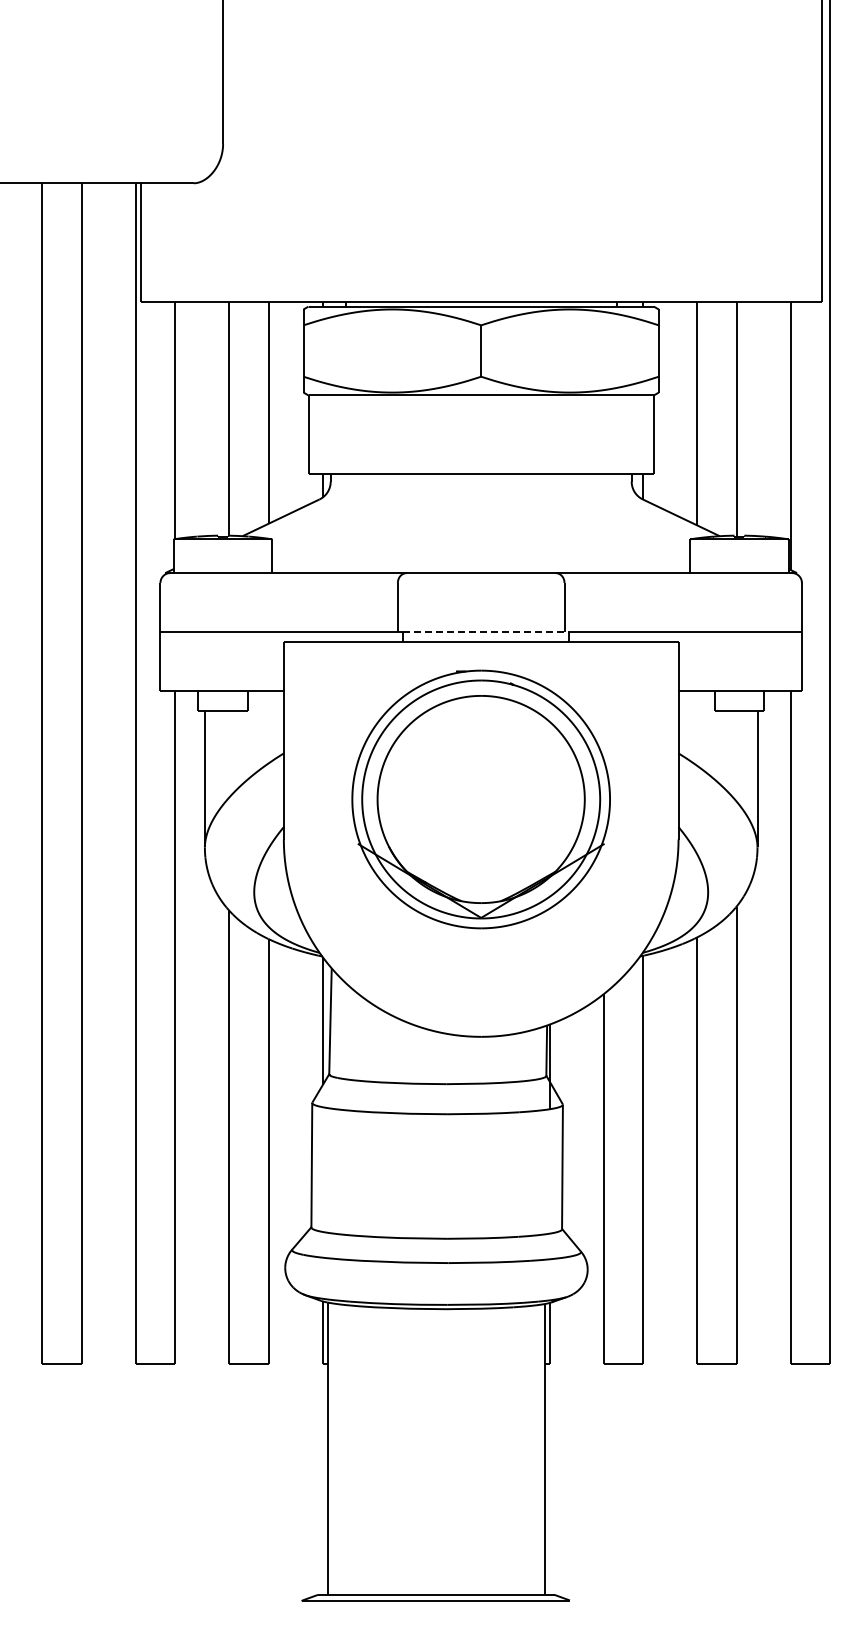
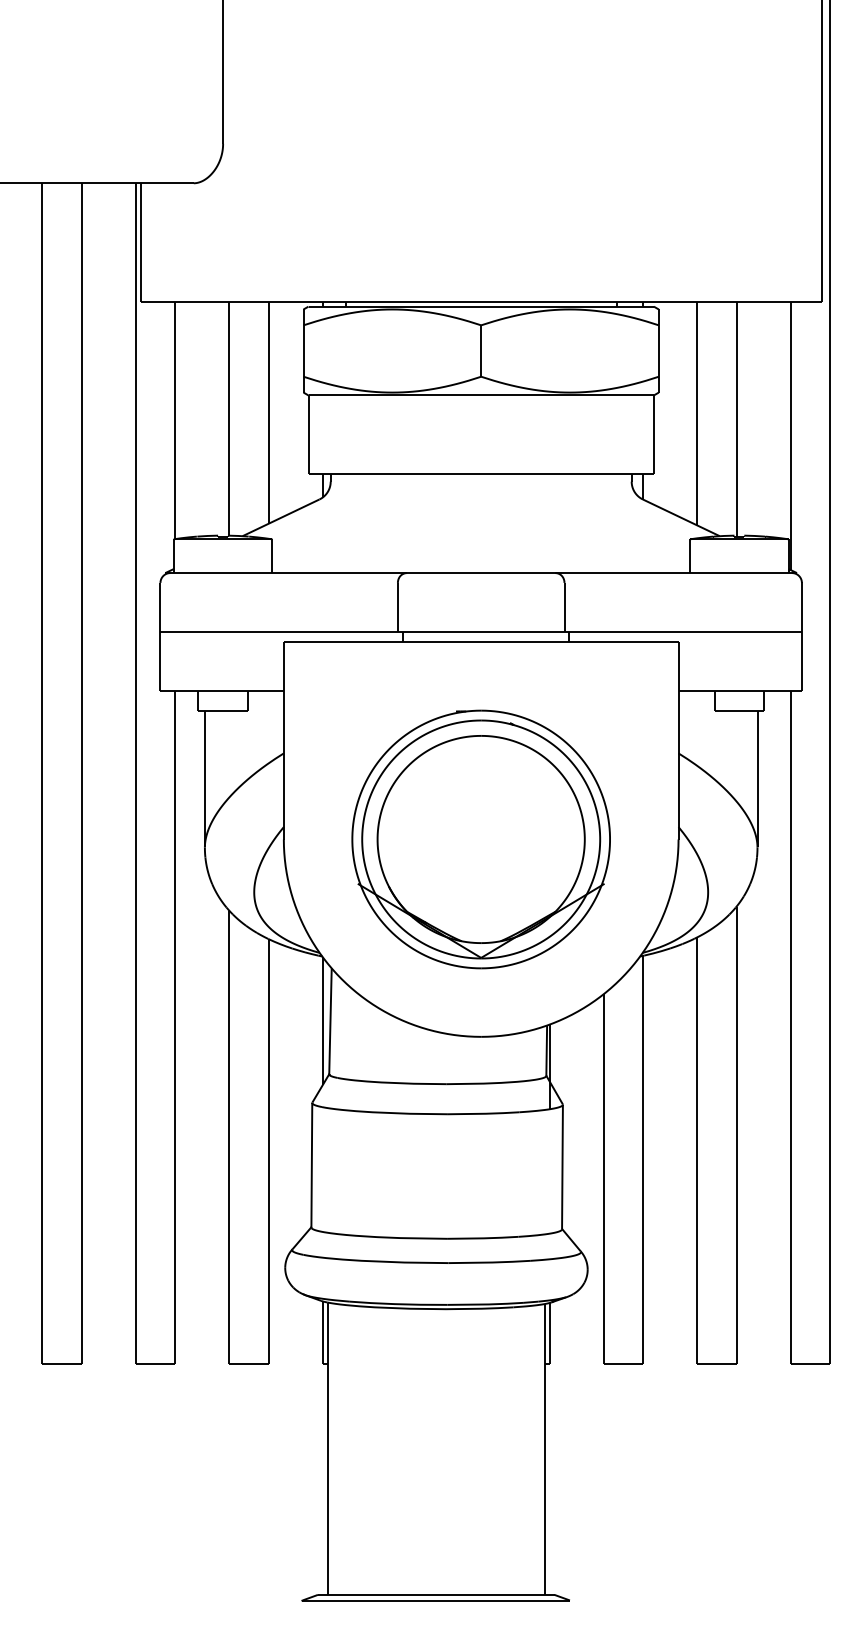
line: dashed -> solid (486, 632)
part position: (480, 799) -> (480, 839) (480, 839)
